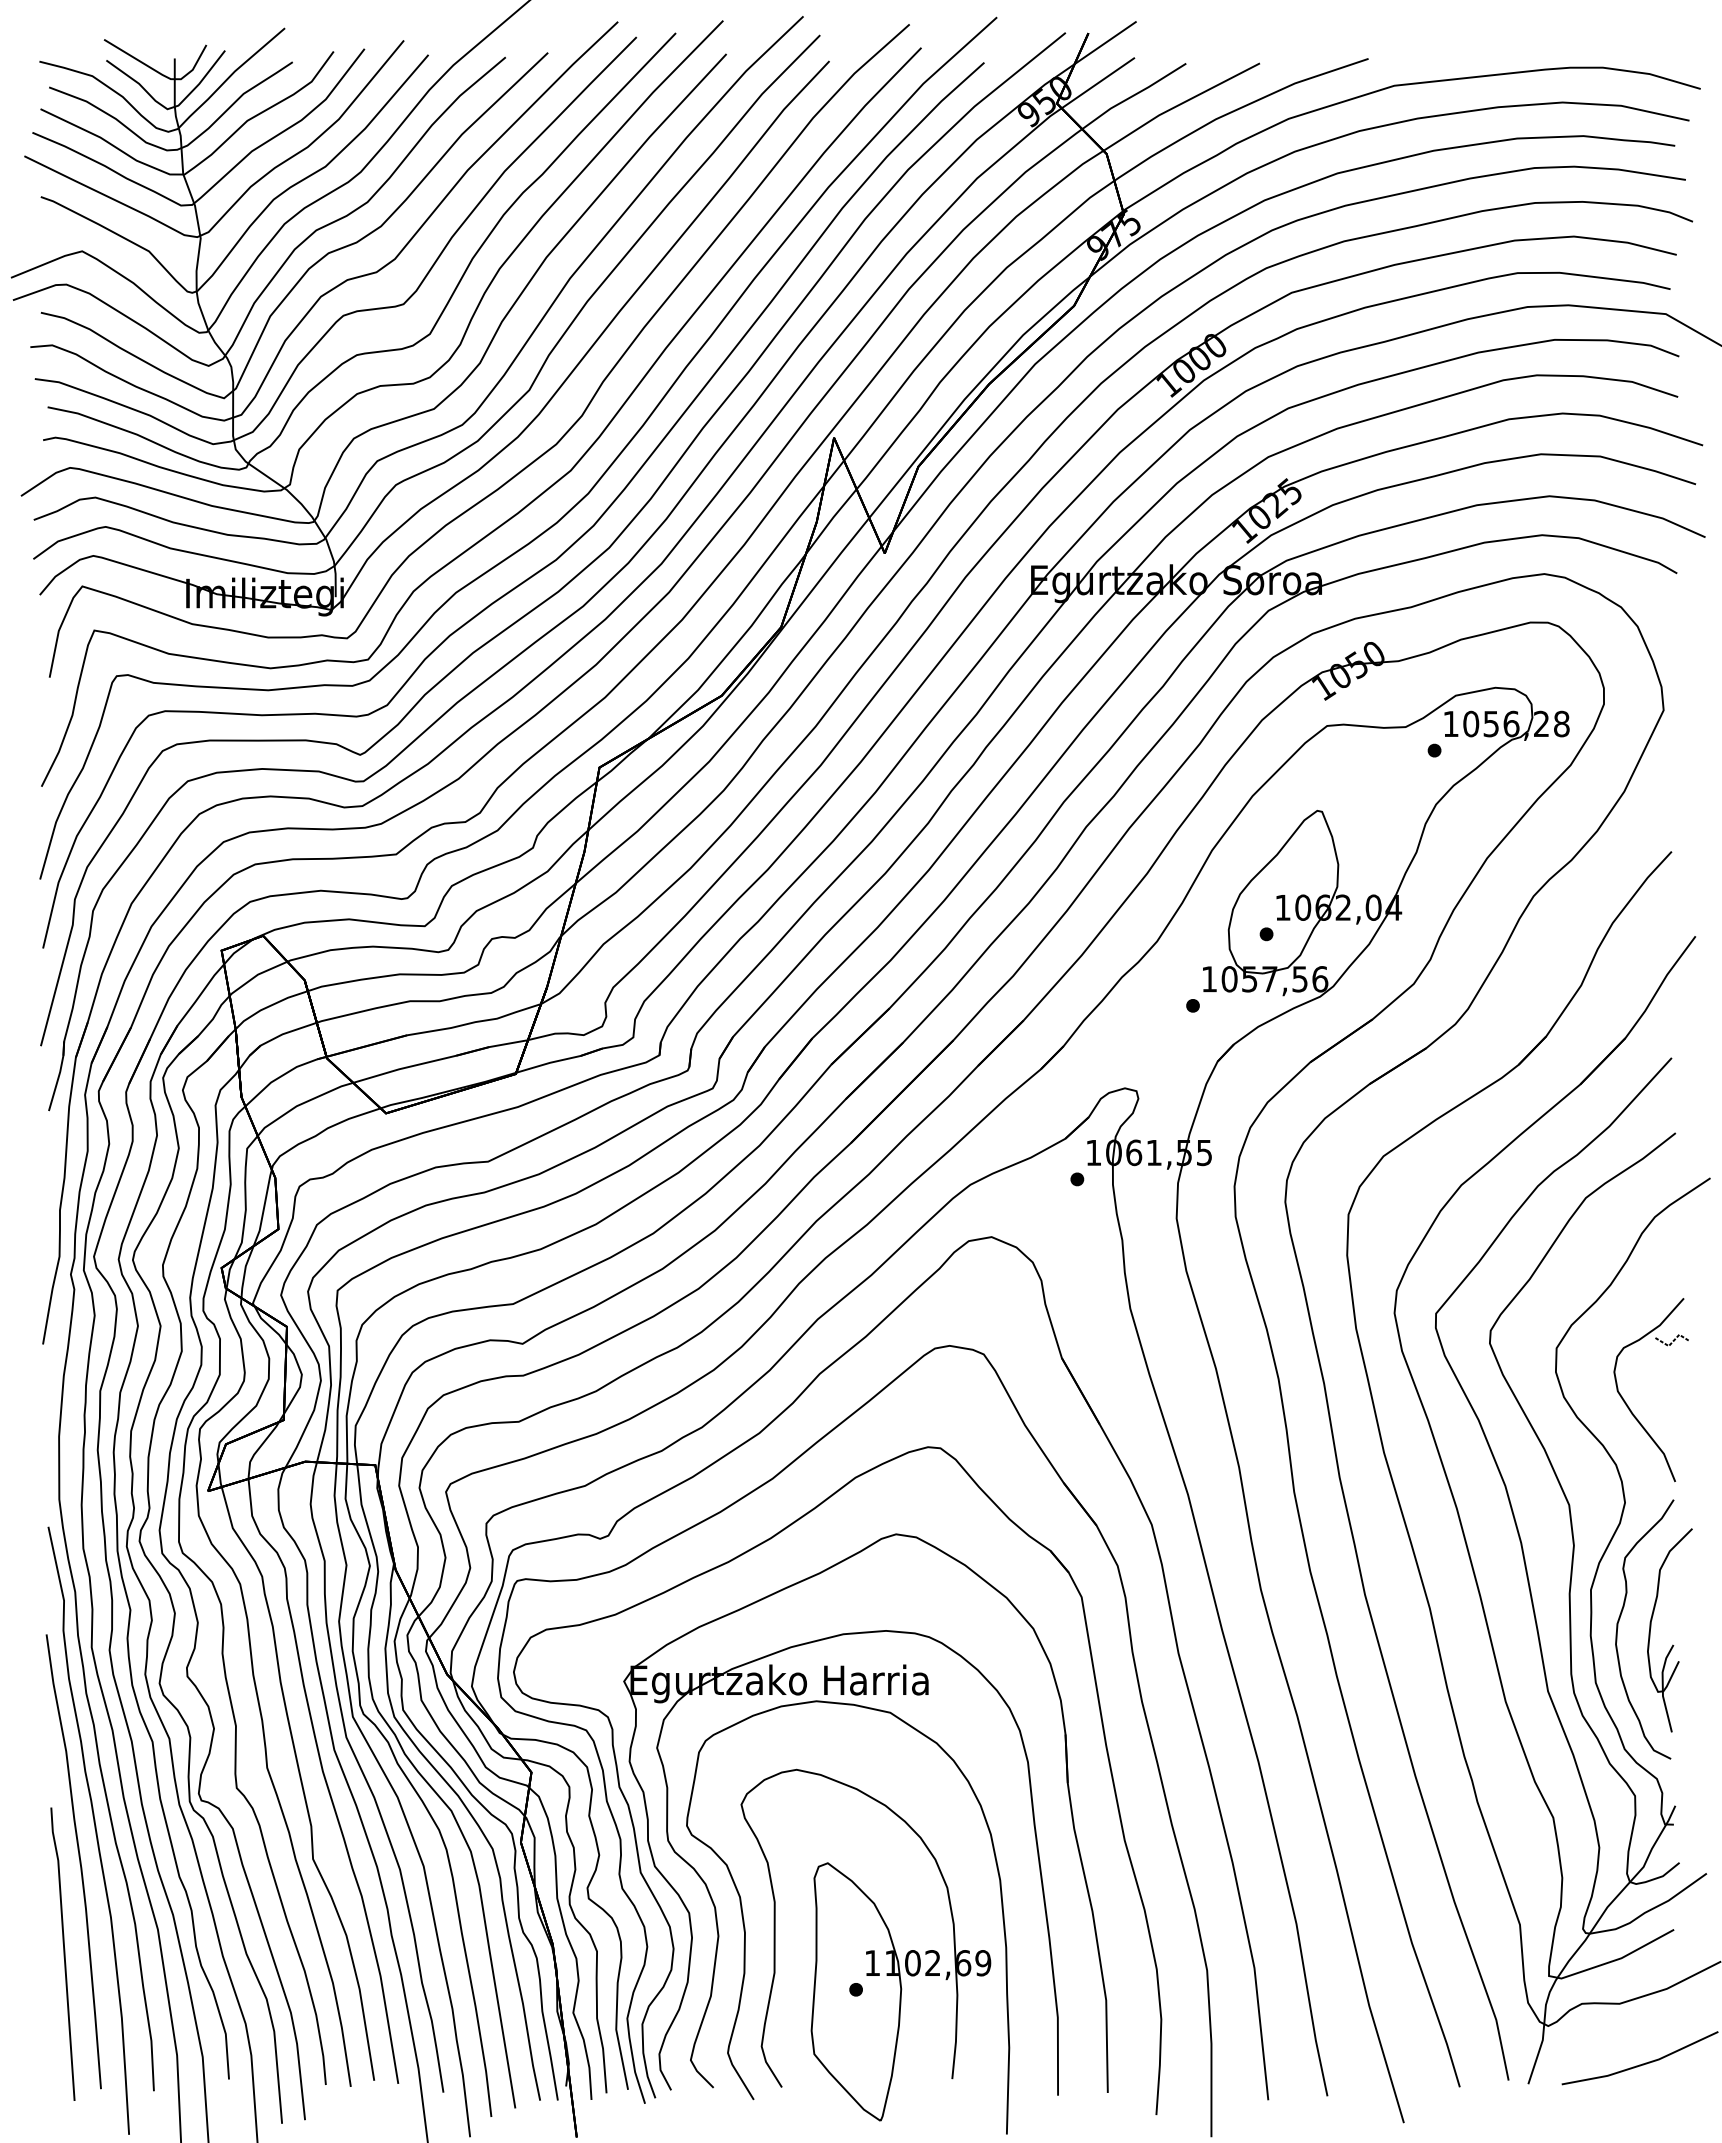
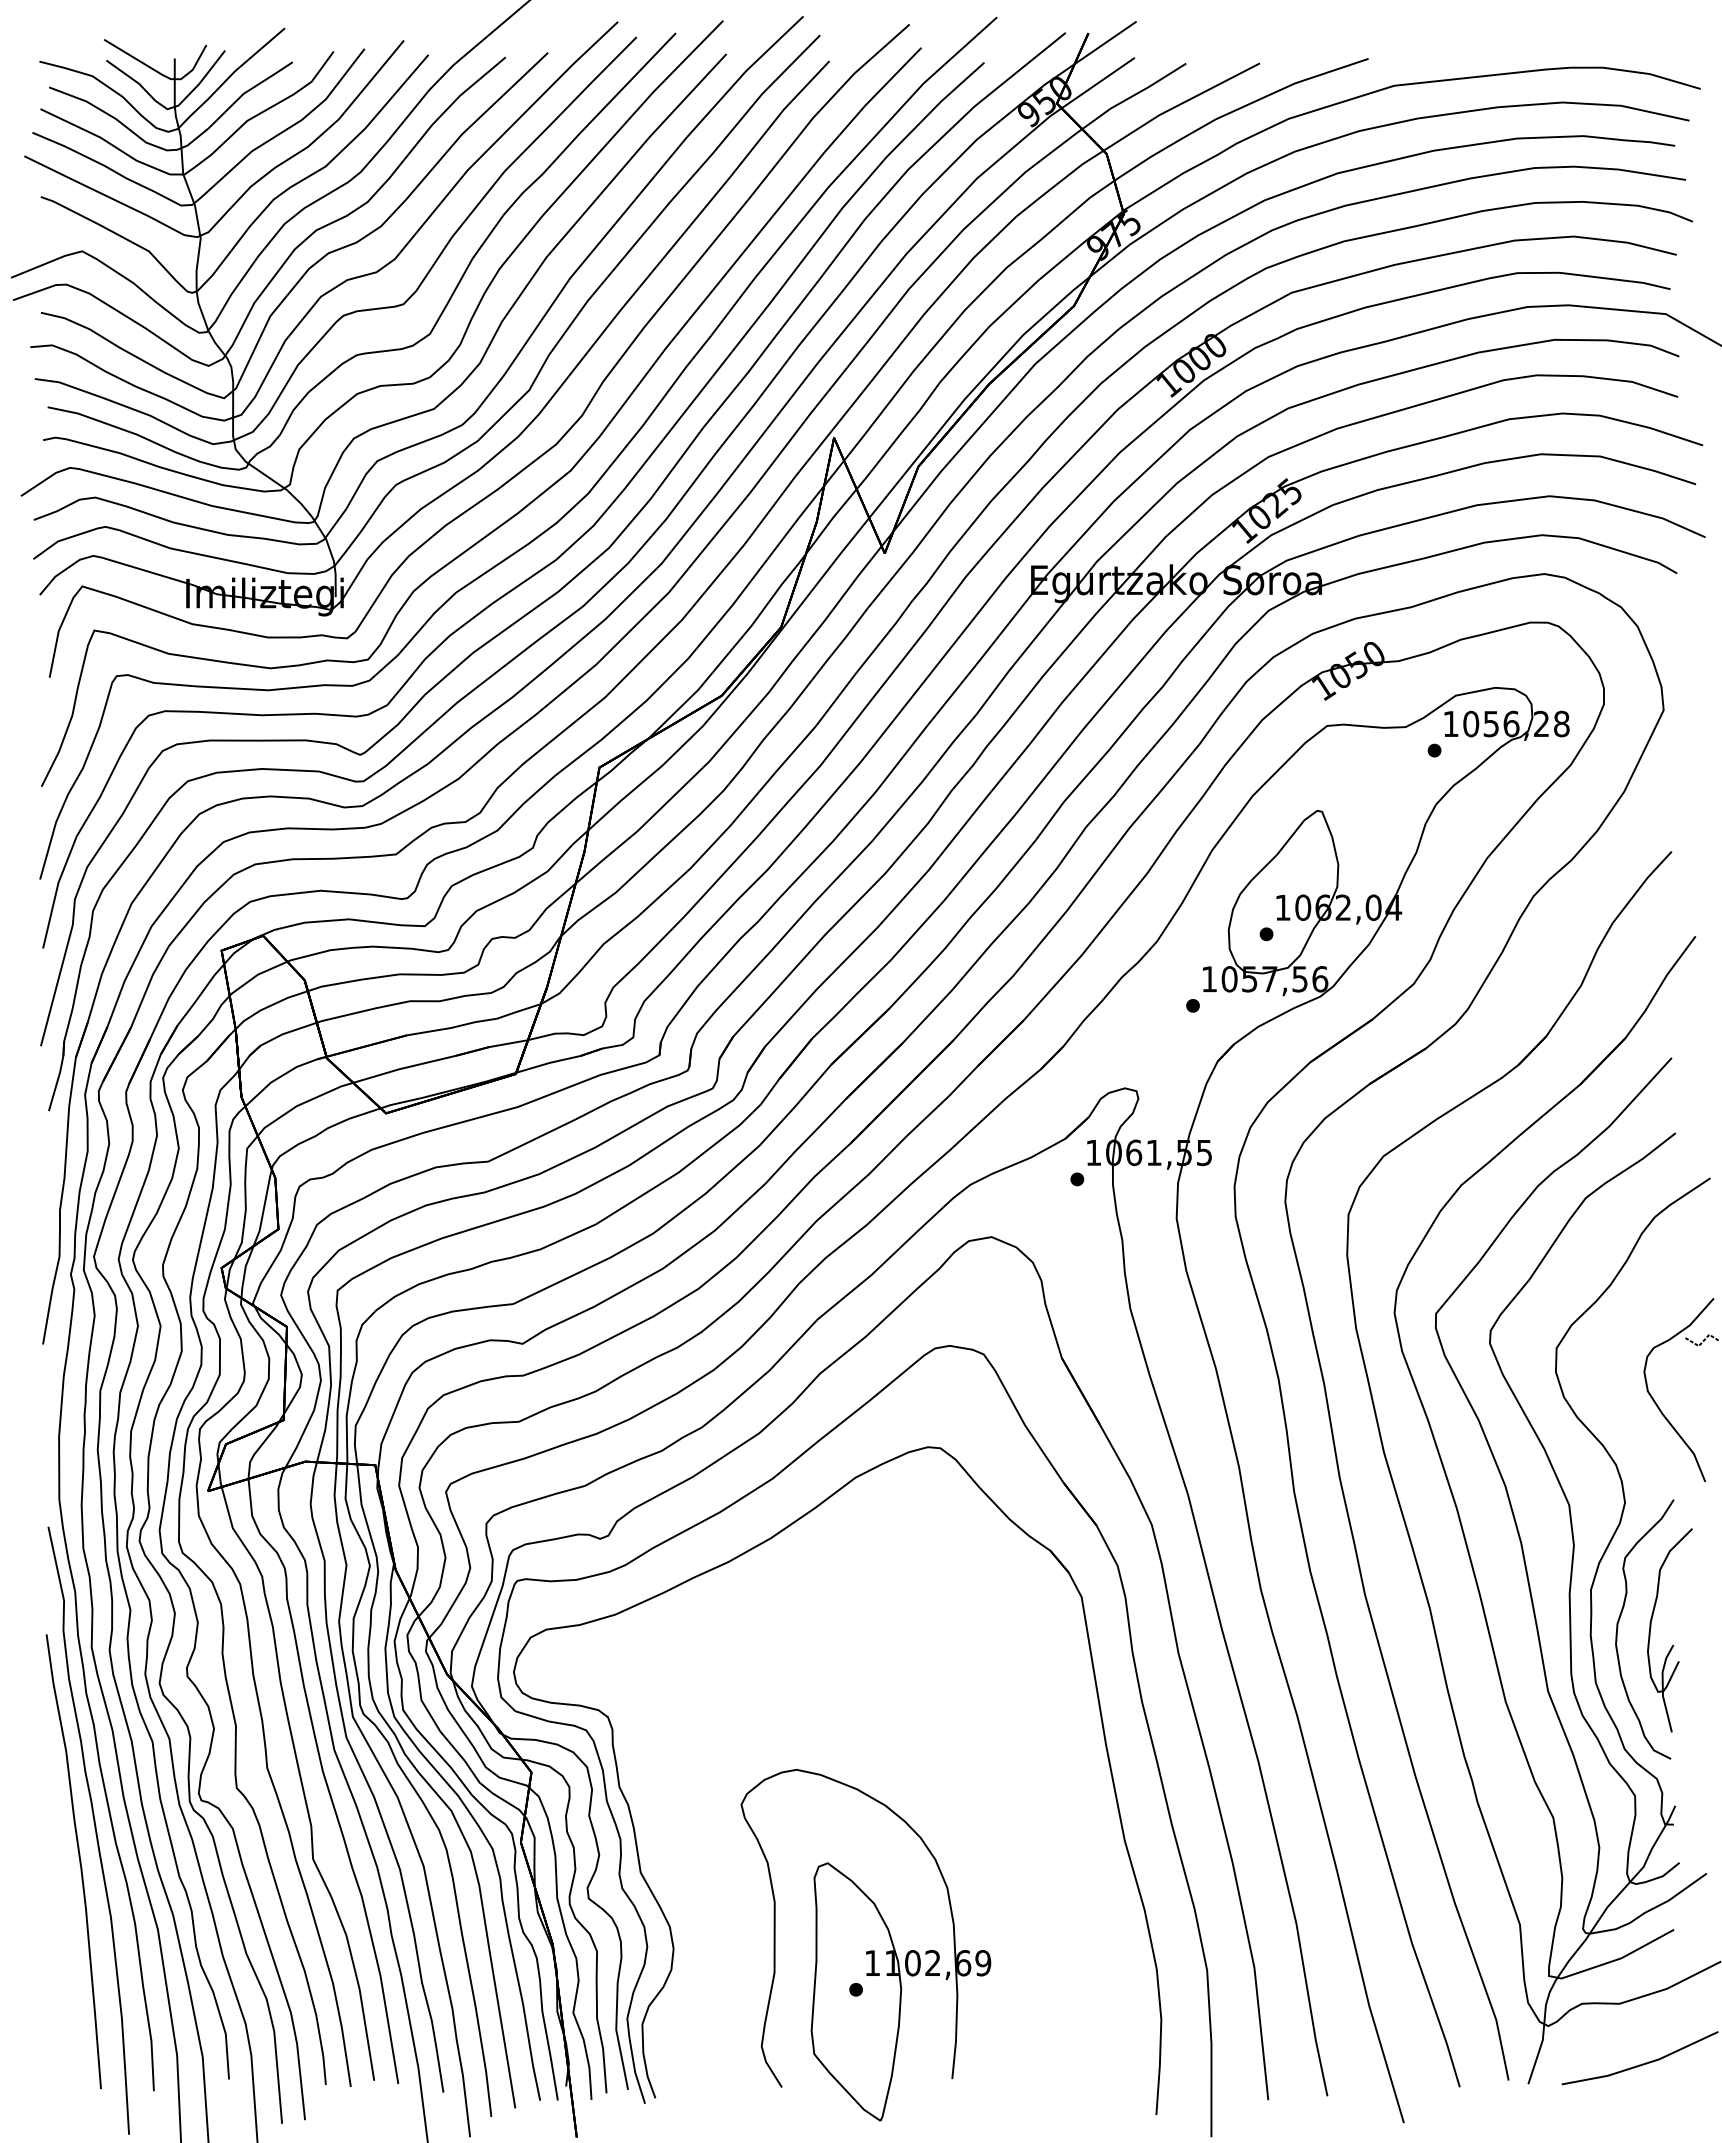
part position: (1628, 1405) -> (1658, 1405) (1658, 1405)
part: present -> none (955, 1765)
line: present -> none (63, 1953)
